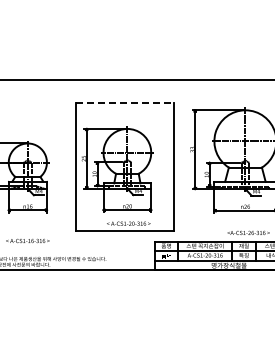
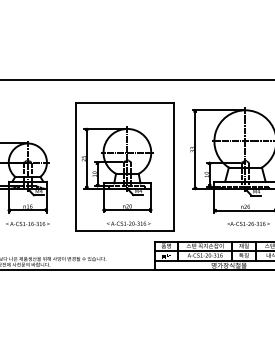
line: dashed -> solid (125, 103)
text position: (248, 232) -> (248, 223) (248, 223)
text position: (27, 240) -> (27, 223) (27, 223)
